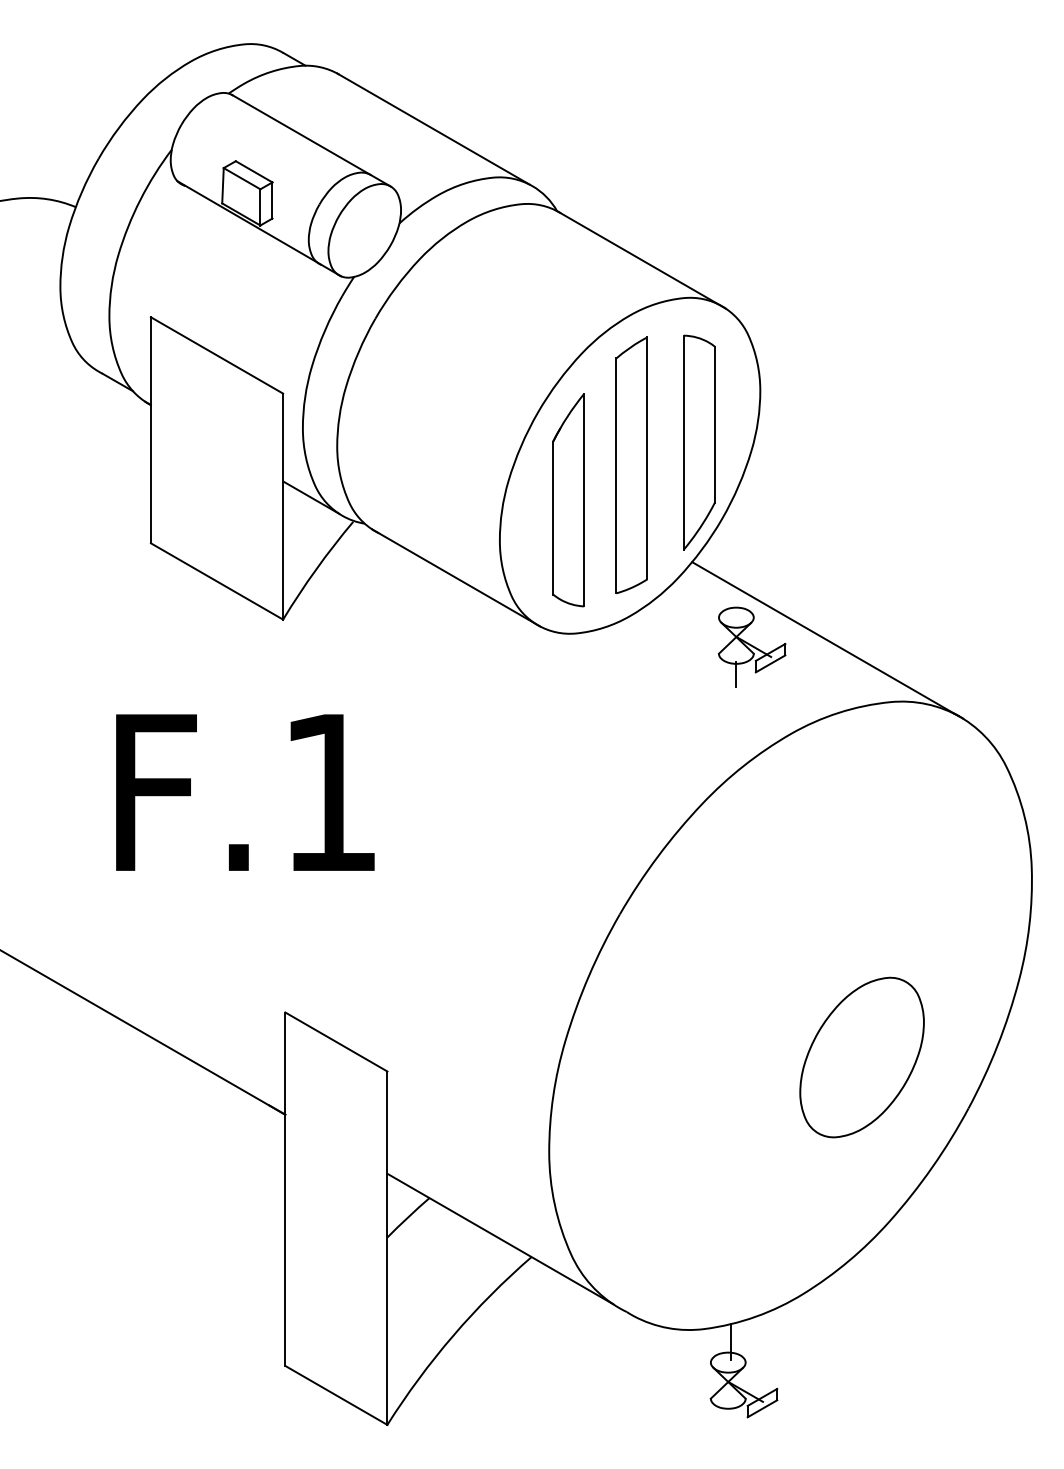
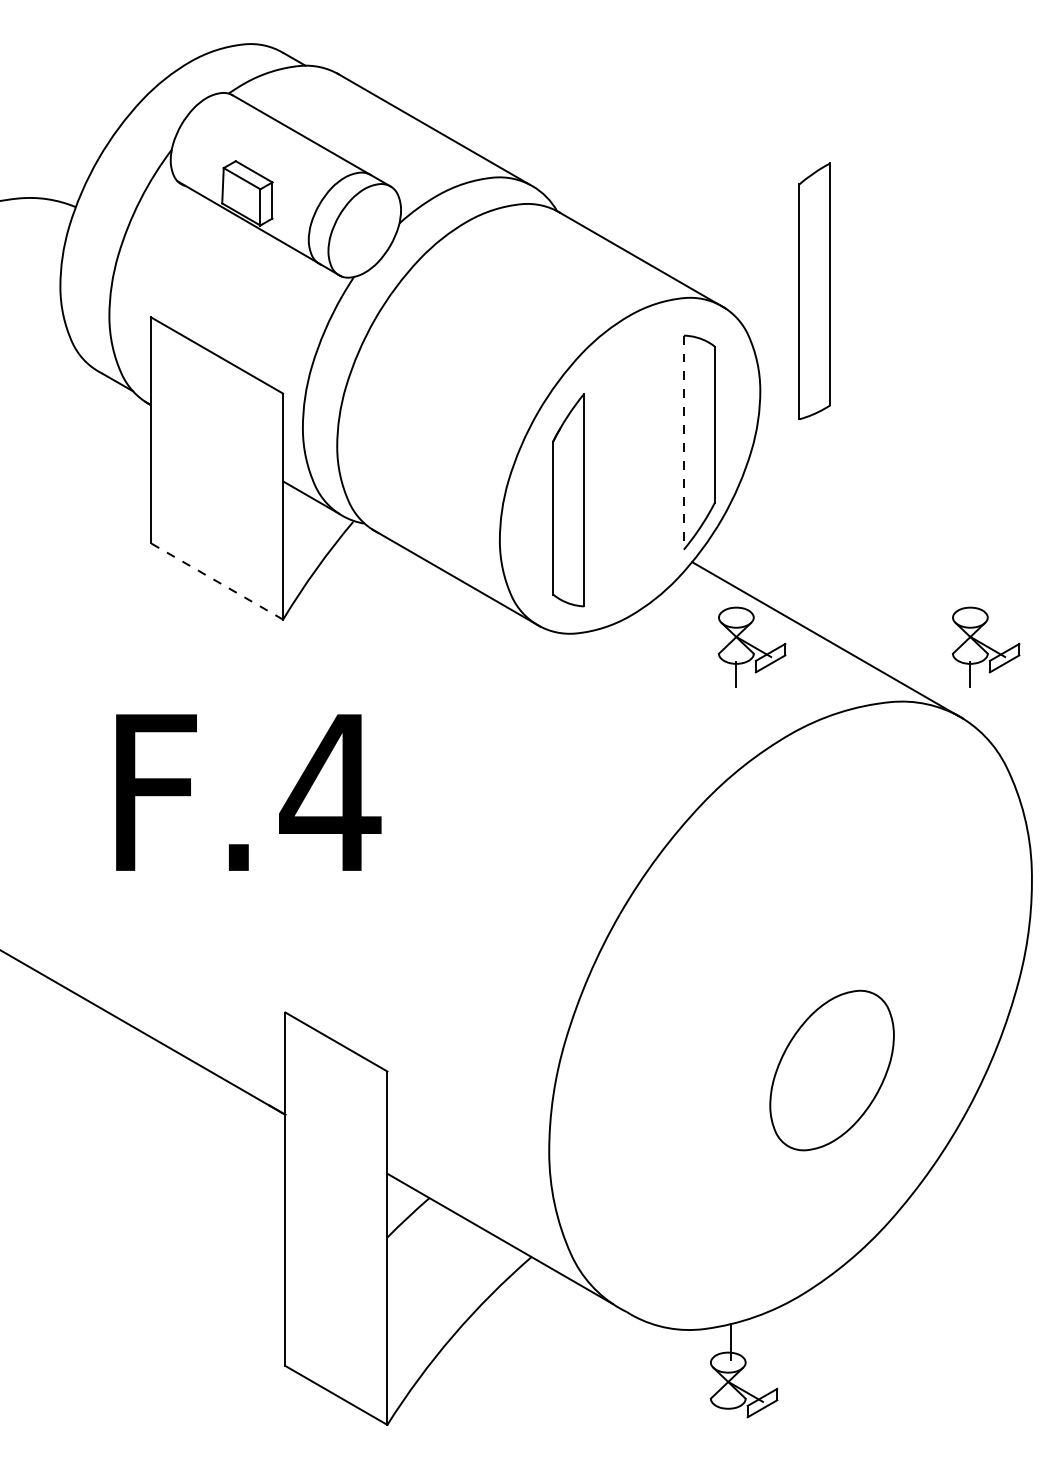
line: solid -> dashed (683, 443)
part position: (631, 464) -> (814, 290) (814, 290)
line: solid -> dashed (216, 581)
part: none -> present (986, 646)
text: F.1 -> F.4 (330, 792)
part position: (861, 1057) -> (831, 1070) (831, 1070)
